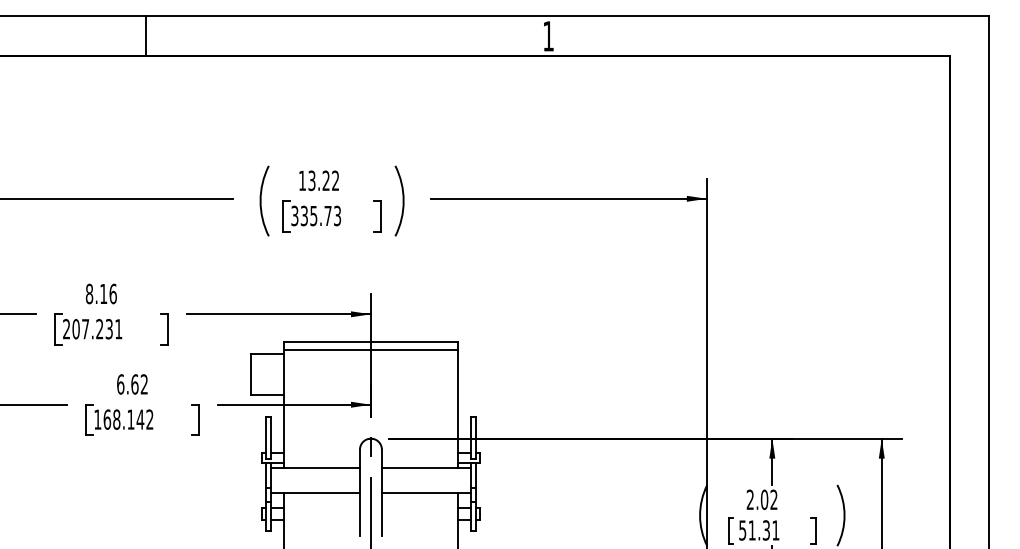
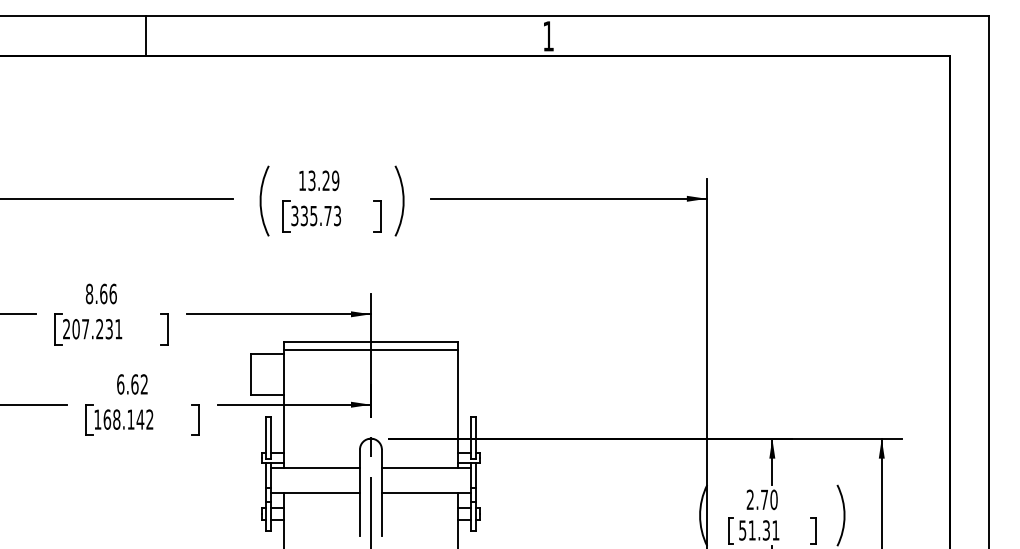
text: 13.22 -> 13.29 (335, 180)
text: 8.16 -> 8.66 (103, 293)
text: 2.02 -> 2.70 (768, 499)
